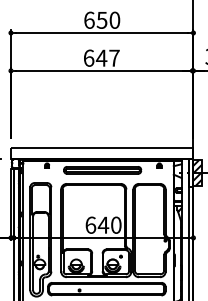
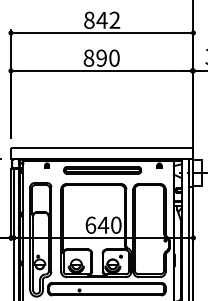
text: 650 -> 842 (102, 19)
text: 647 -> 890 (101, 57)
hatch: present -> none (197, 172)
